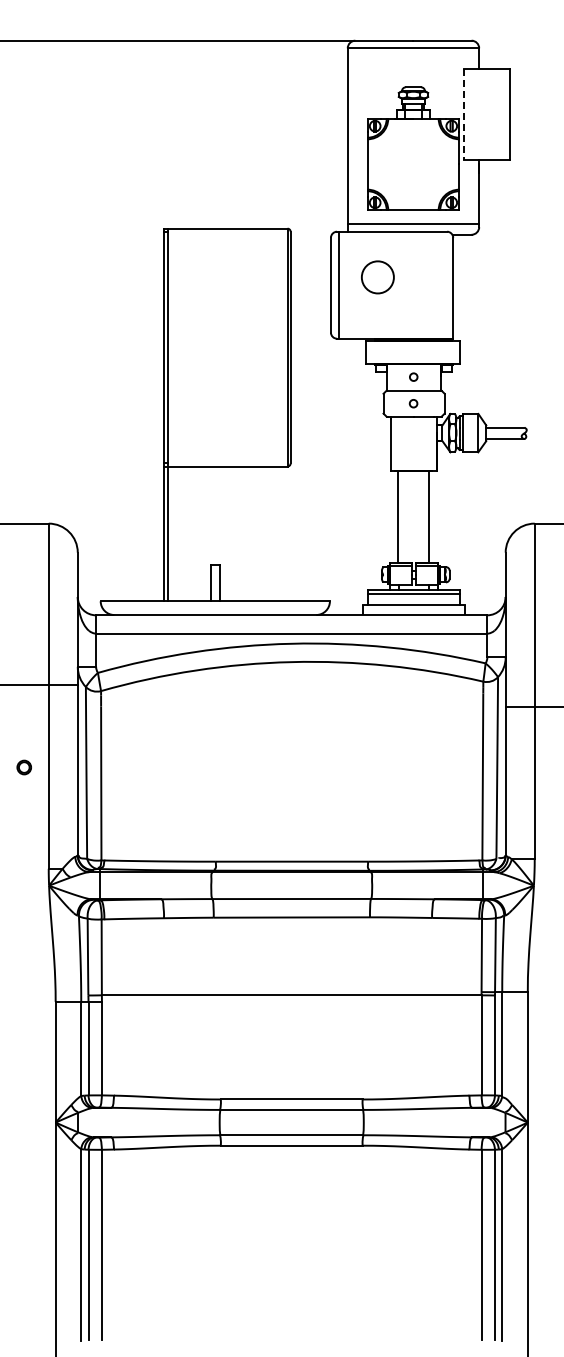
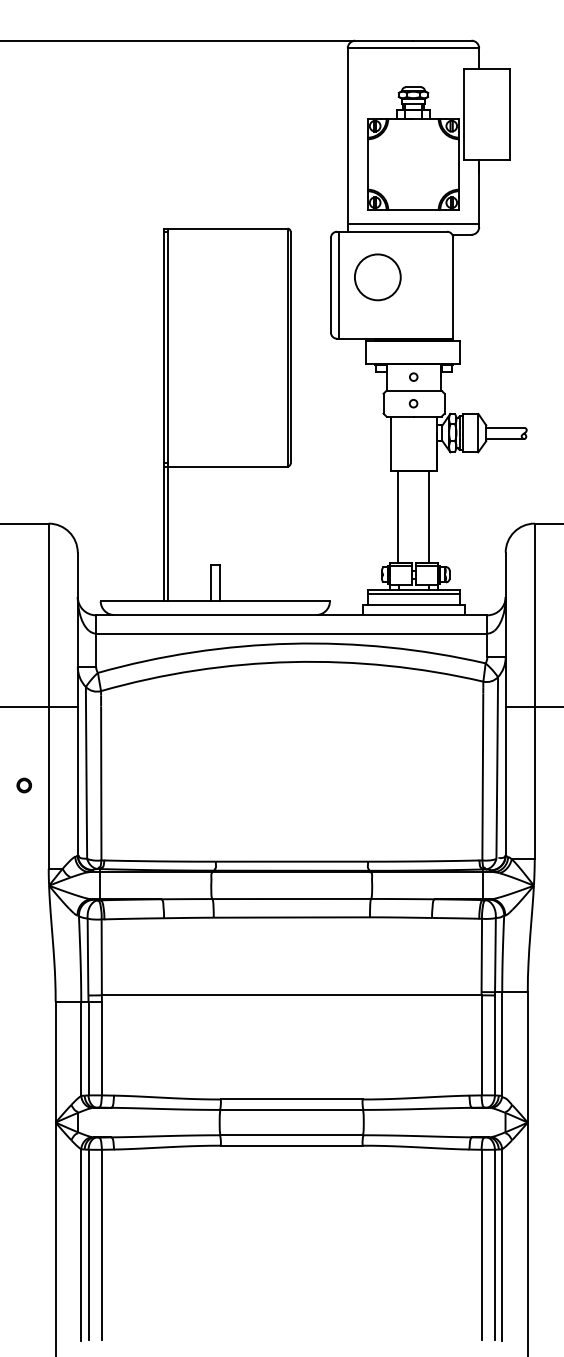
line: dashed -> solid (463, 114)
circle size: 34x35 px -> 48x49 px (377, 277)
line position: (39, 685) -> (39, 707) (39, 707)
part position: (23, 767) -> (23, 785) (23, 785)
